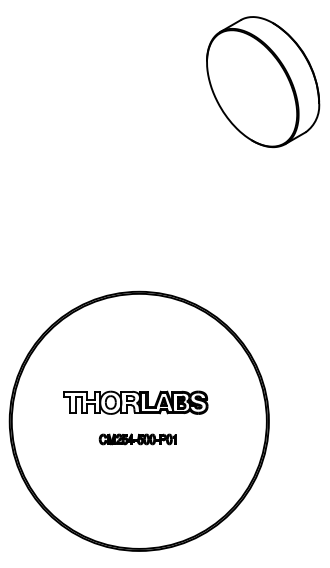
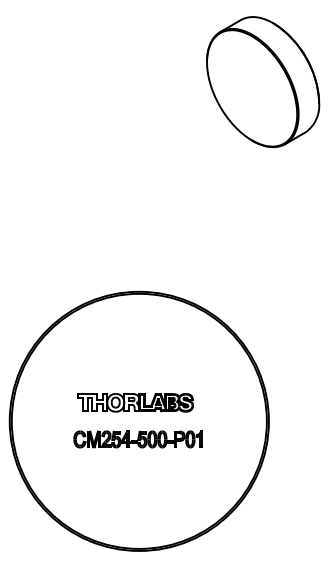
part size: 146x25 px -> 117x20 px (135, 402)
part size: 79x13 px -> 130x19 px (137, 439)
